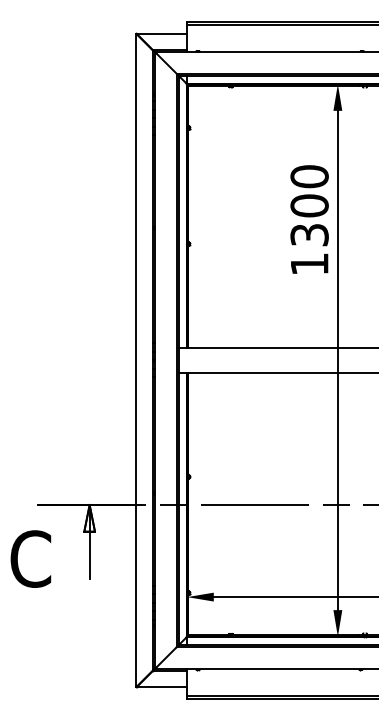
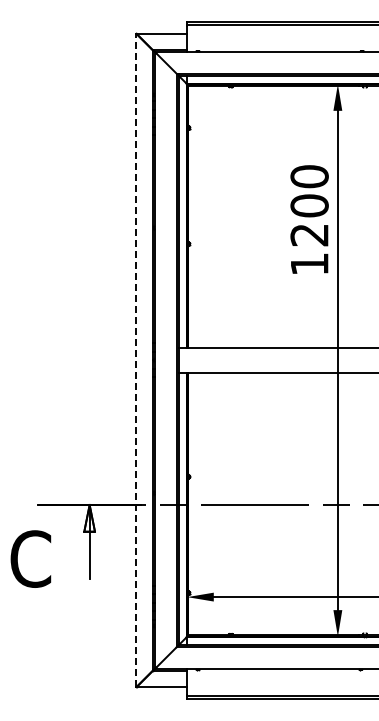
text: 1300 -> 1200 (309, 235)
line: solid -> dashed (135, 360)
